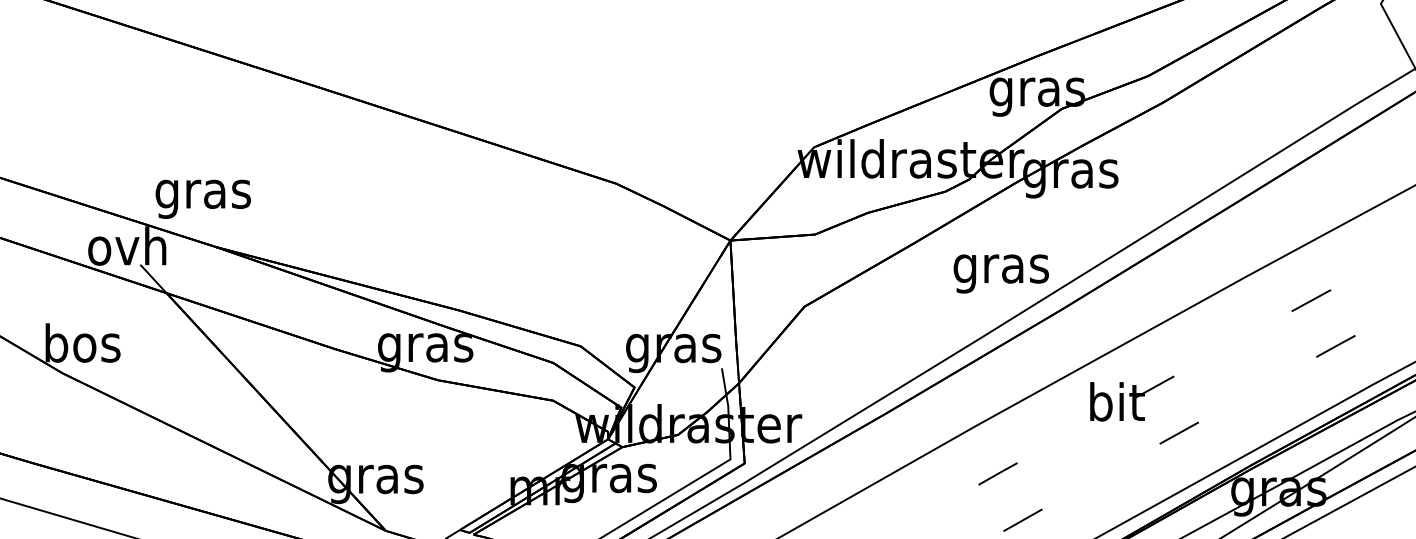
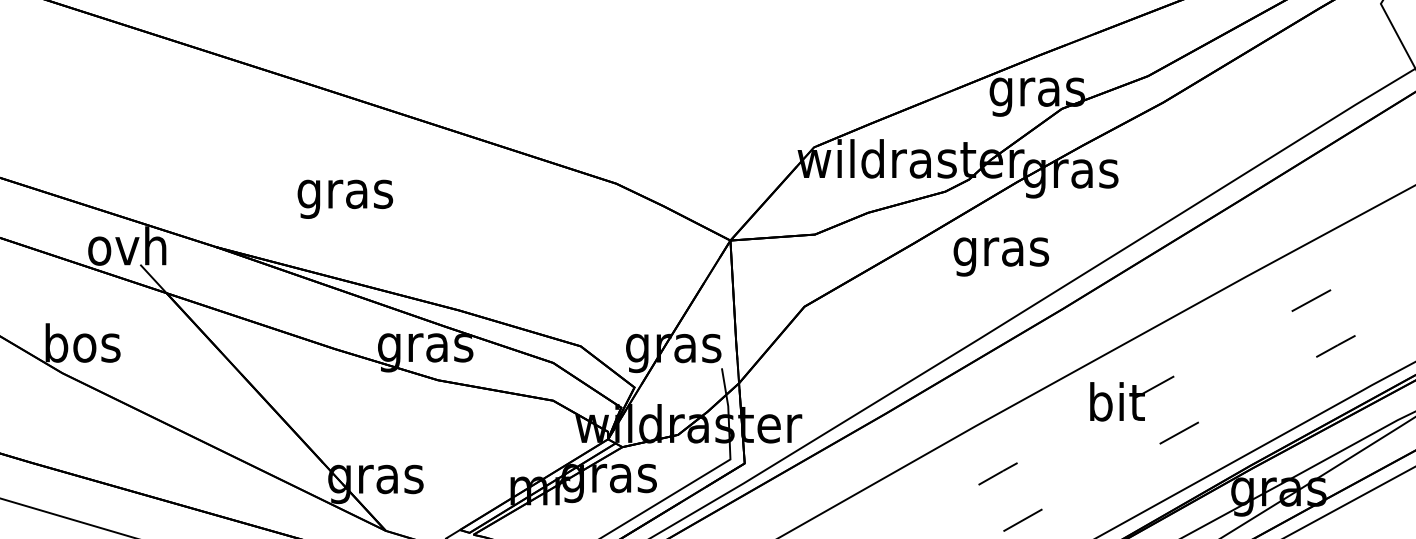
text position: (203, 198) -> (345, 198) (345, 198)
text position: (1001, 273) -> (1001, 256) (1001, 256)
